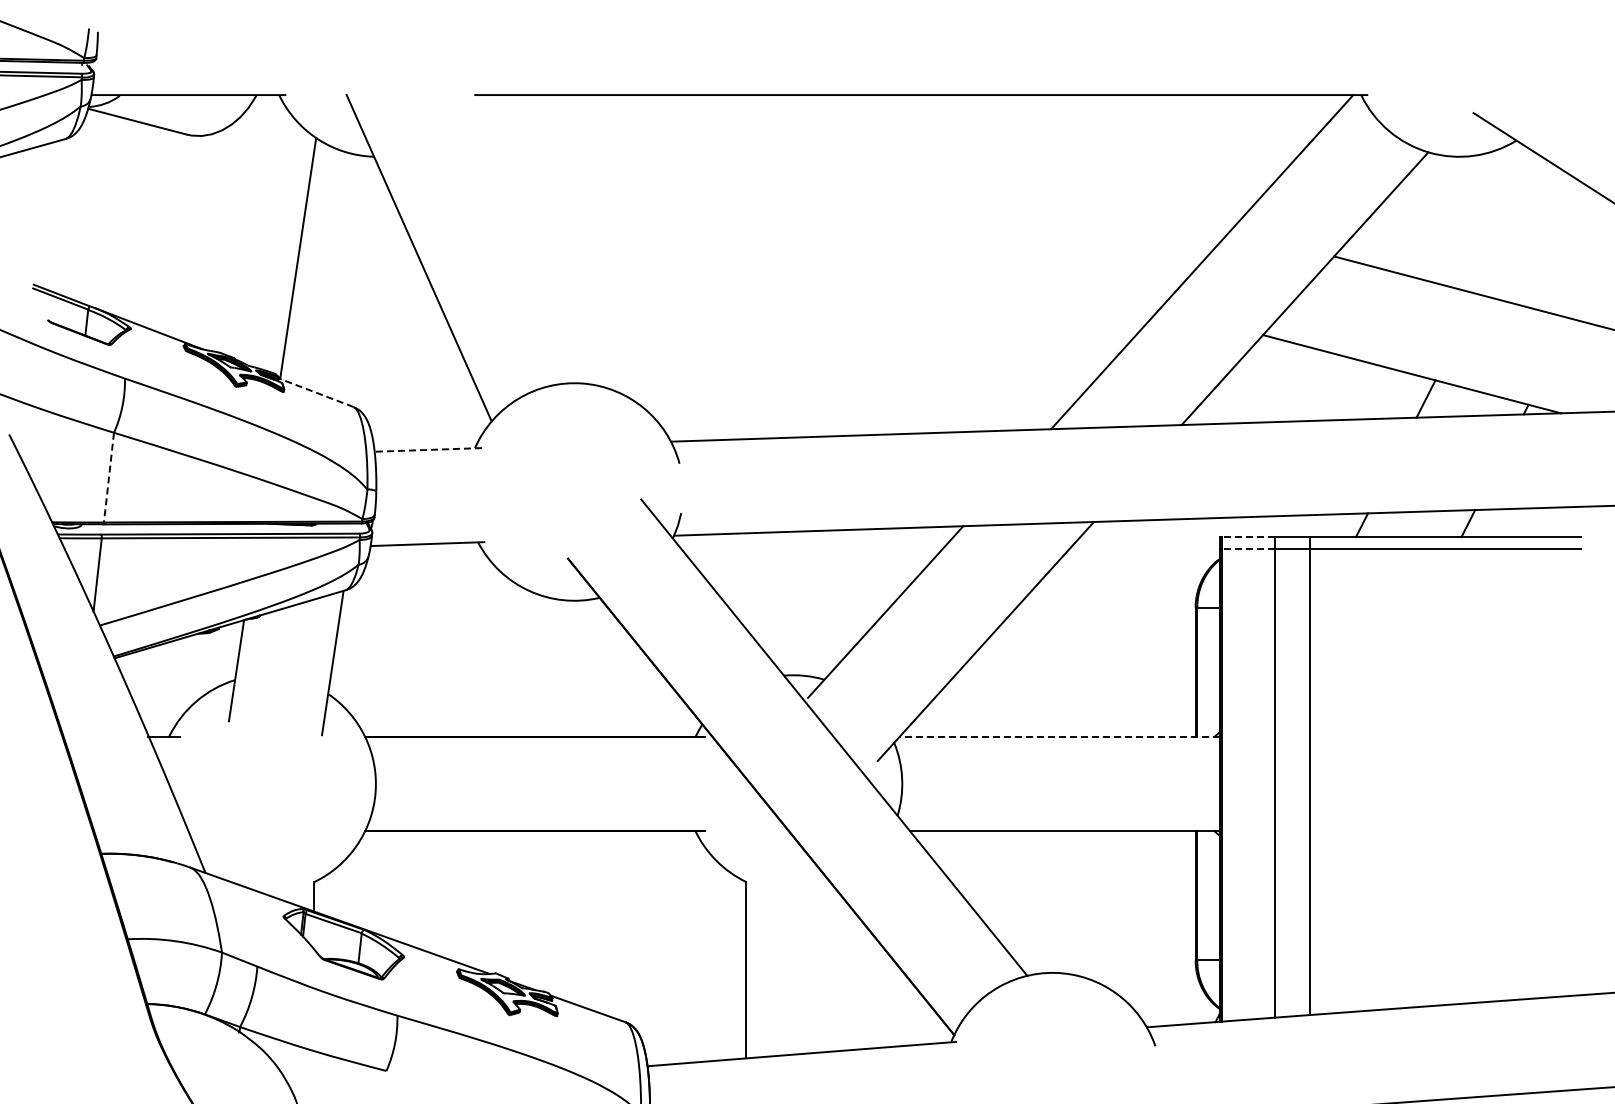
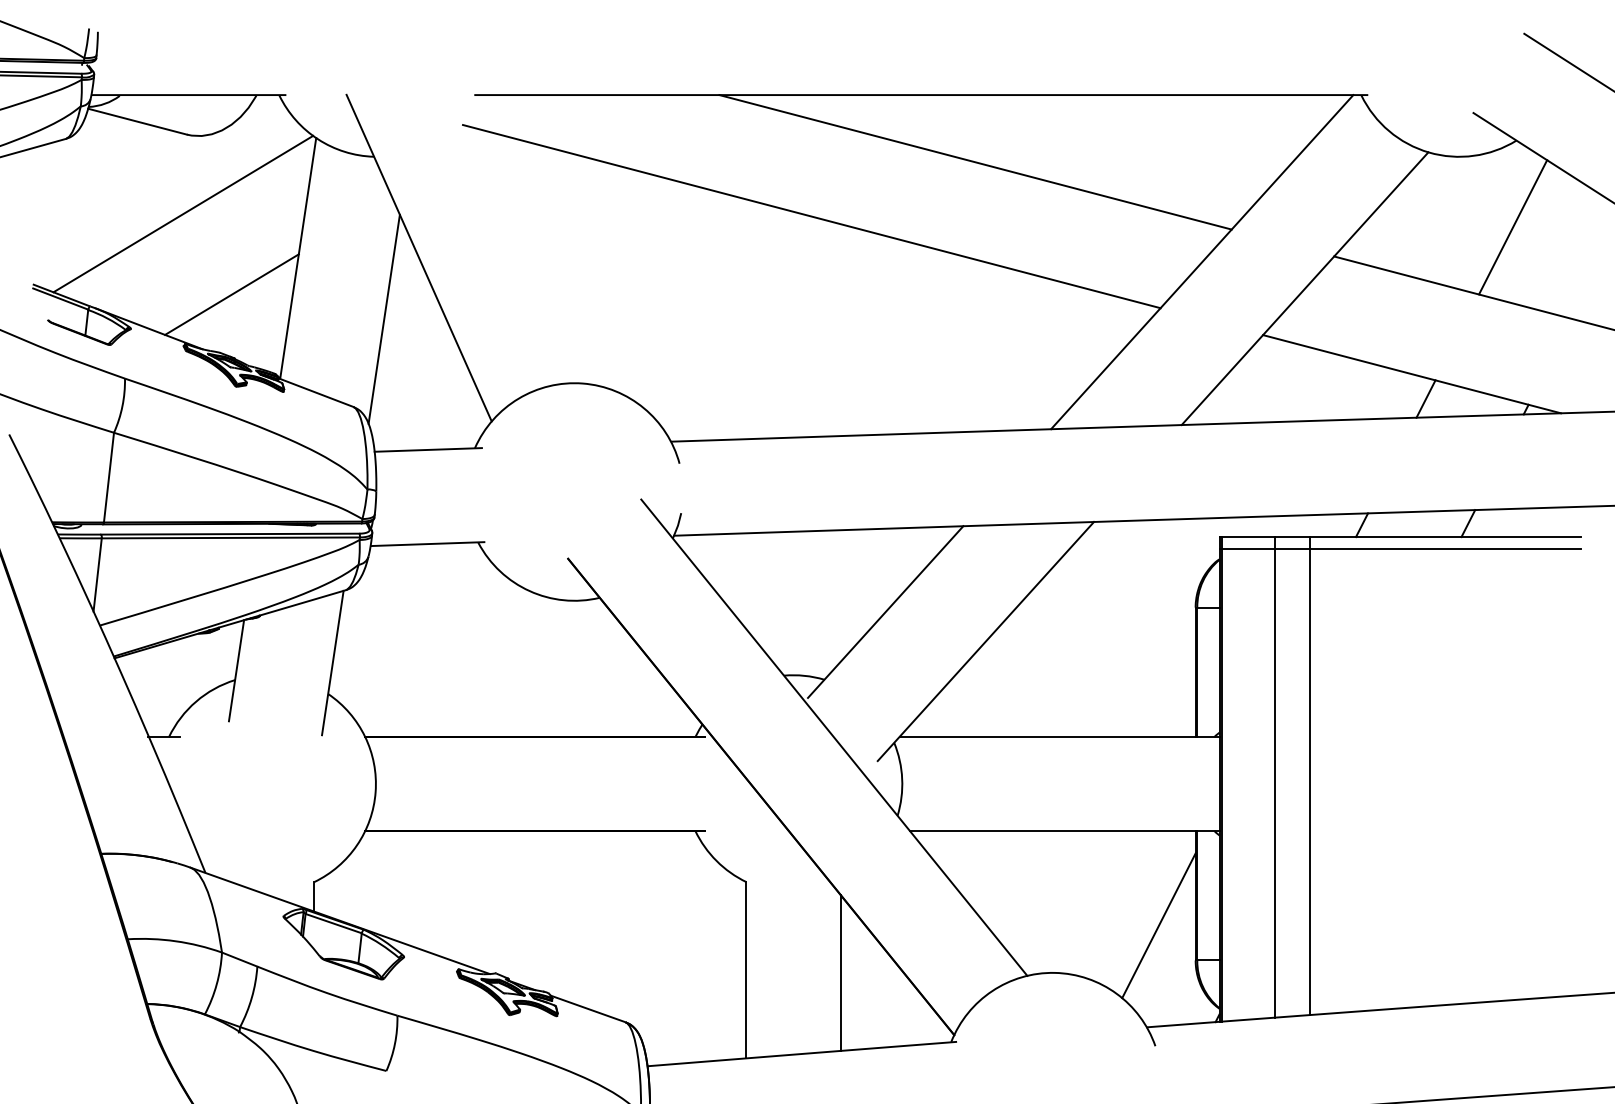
line: none -> present (1567, 61)
line: none -> present (975, 162)
line: none -> present (183, 213)
line: none -> present (811, 216)
line: none -> present (1513, 227)
line: none -> present (231, 294)
line: none -> present (383, 318)
line: dashed -> solid (315, 392)
line: dashed -> solid (428, 449)
line: dashed -> solid (108, 478)
line: dashed -> solid (1247, 537)
line: dashed -> solid (1247, 548)
line: dashed -> solid (1059, 737)
line: none -> present (1158, 925)
line: none -> present (840, 972)
